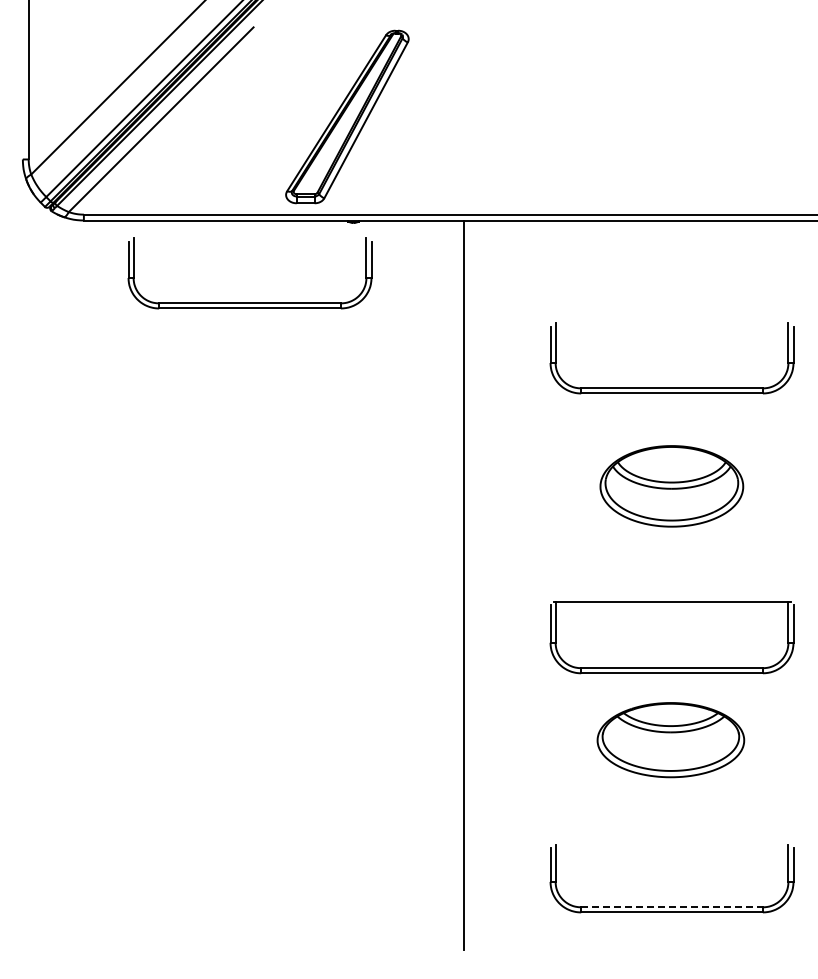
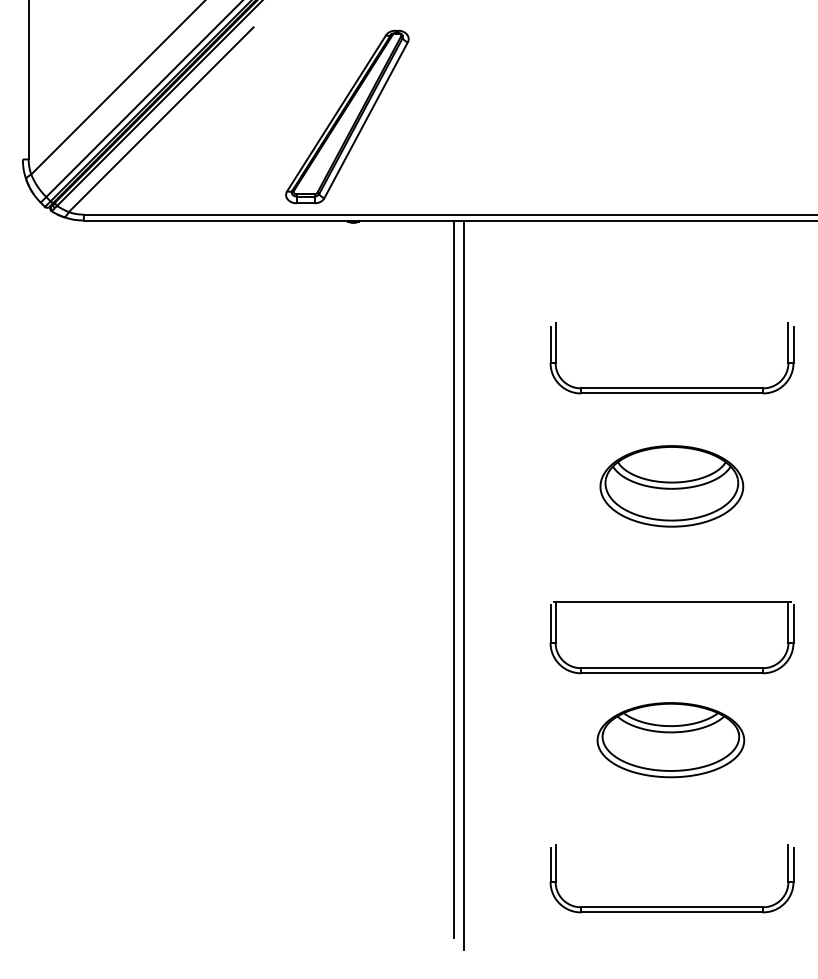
part: present -> none (249, 302)
line: none -> present (453, 579)
line: dashed -> solid (672, 907)
